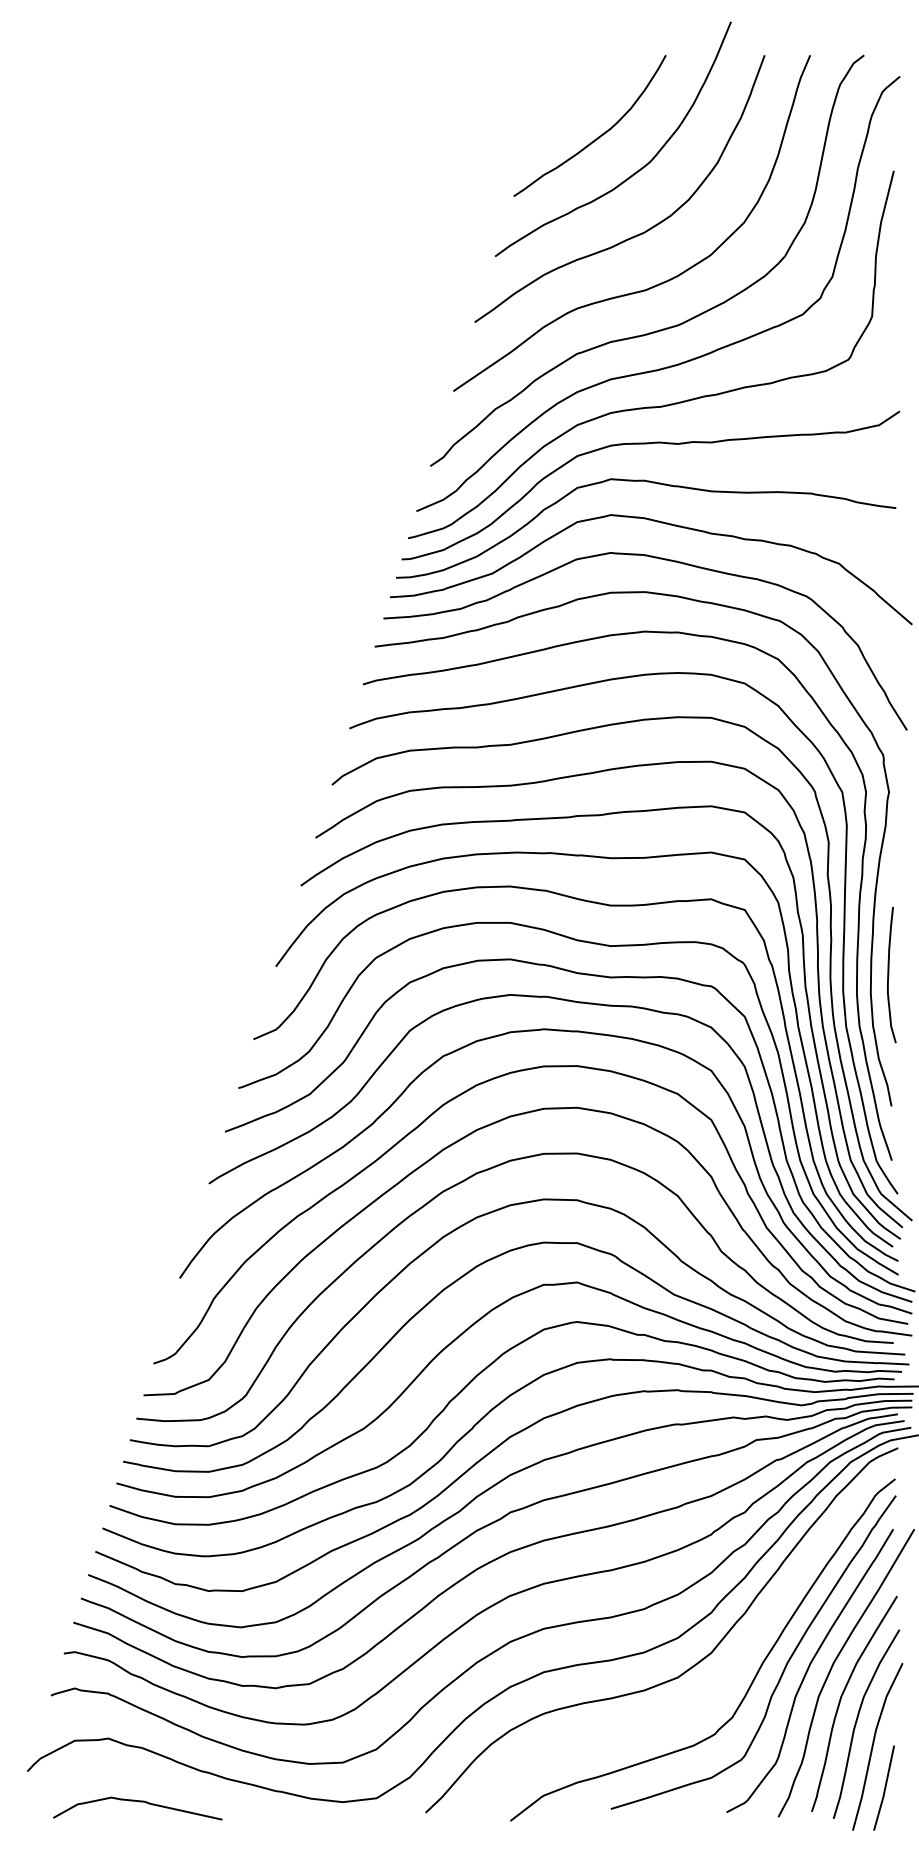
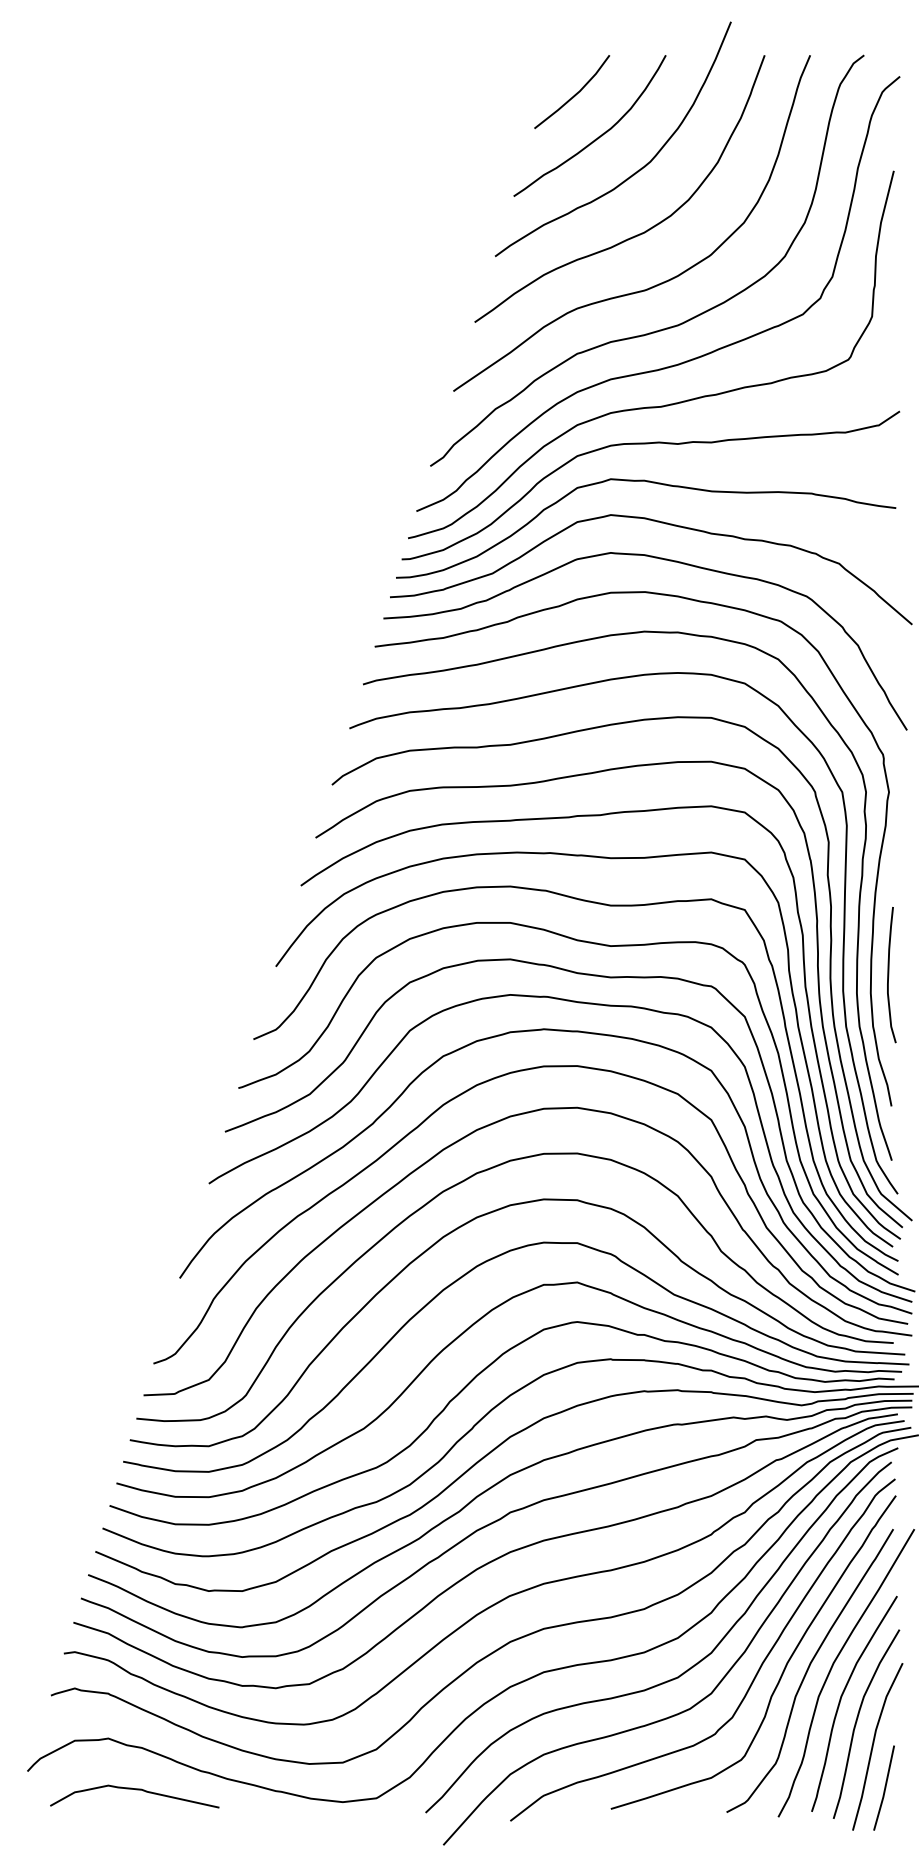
line: none -> present (574, 94)
curve: none -> present (699, 1700)
curve position: (138, 1802) -> (135, 1790) (135, 1790)
